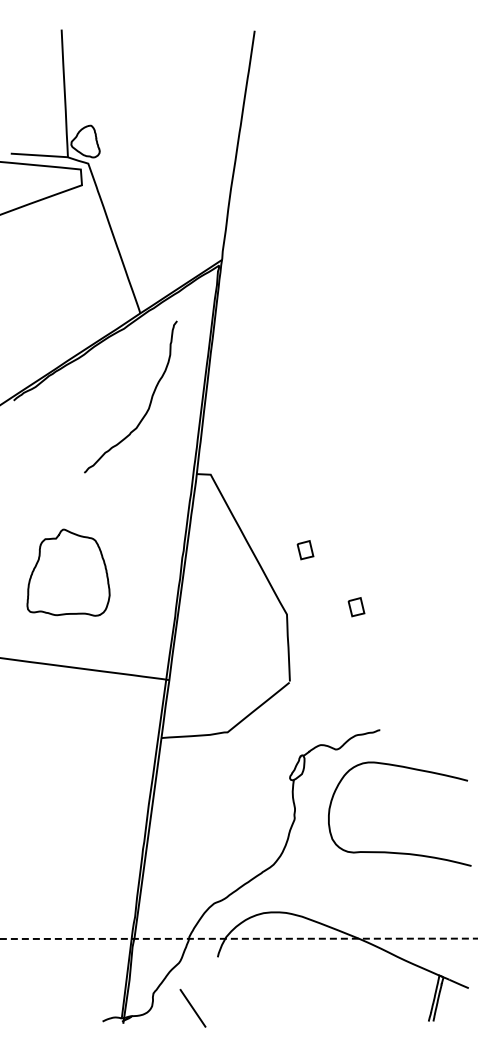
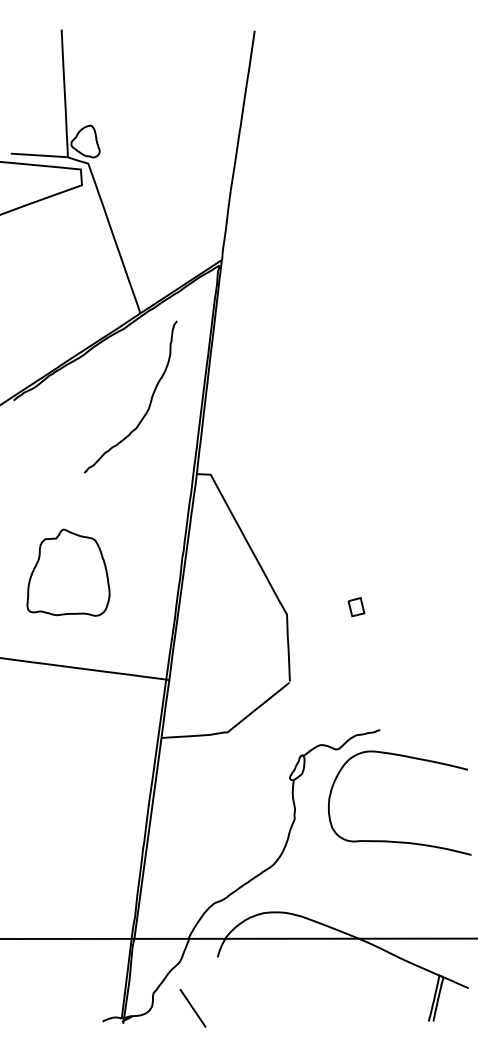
part: present -> none (305, 550)
curve position: (391, 851) -> (391, 840) (391, 840)
line: dashed -> solid (238, 938)
